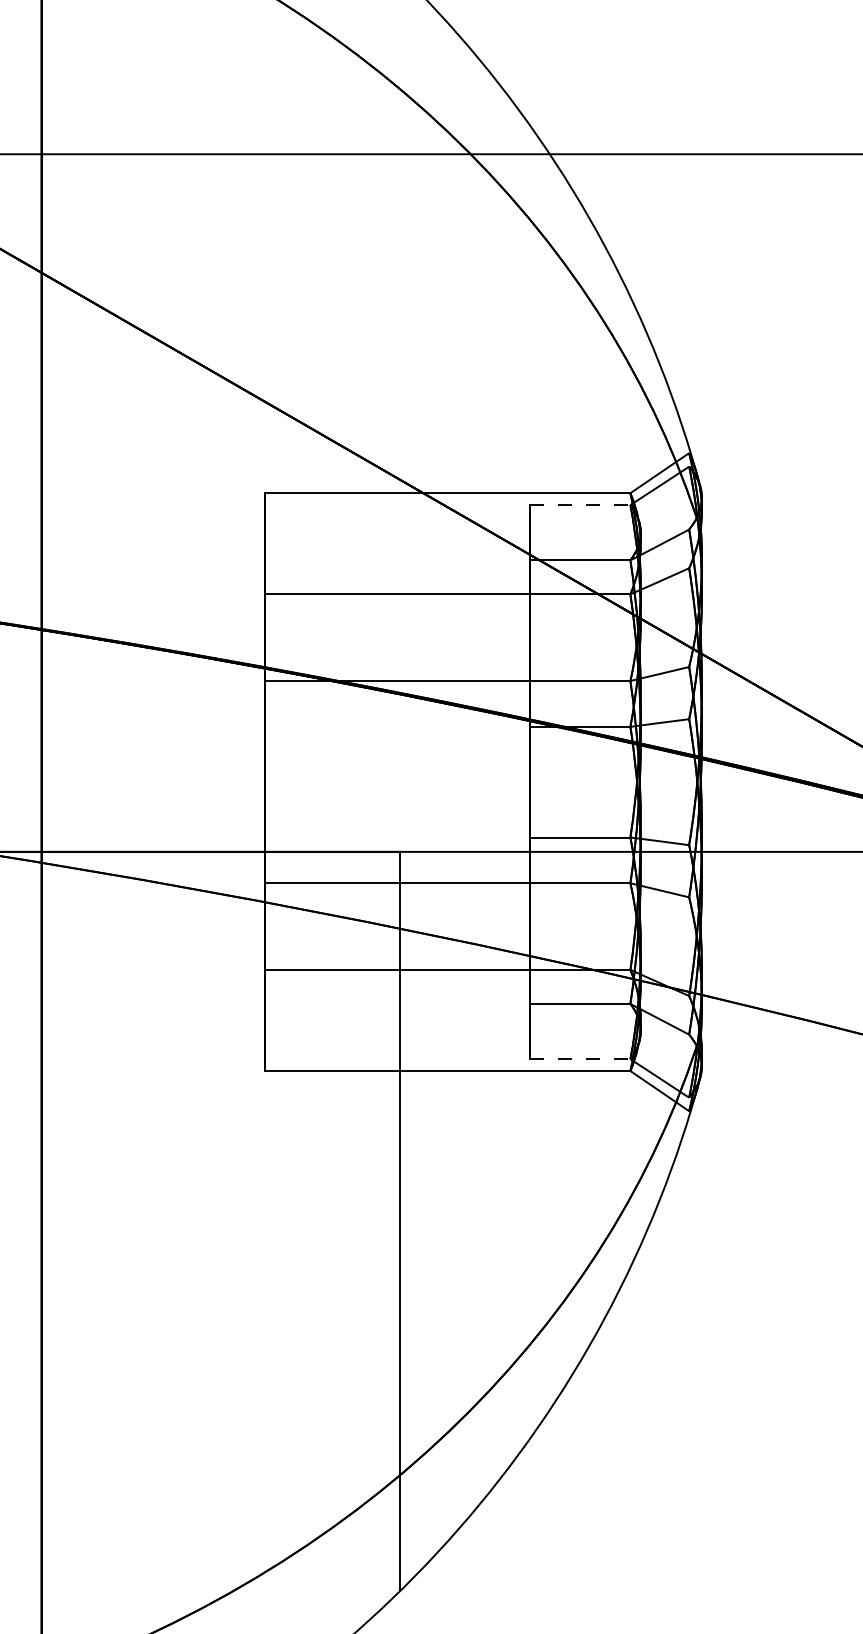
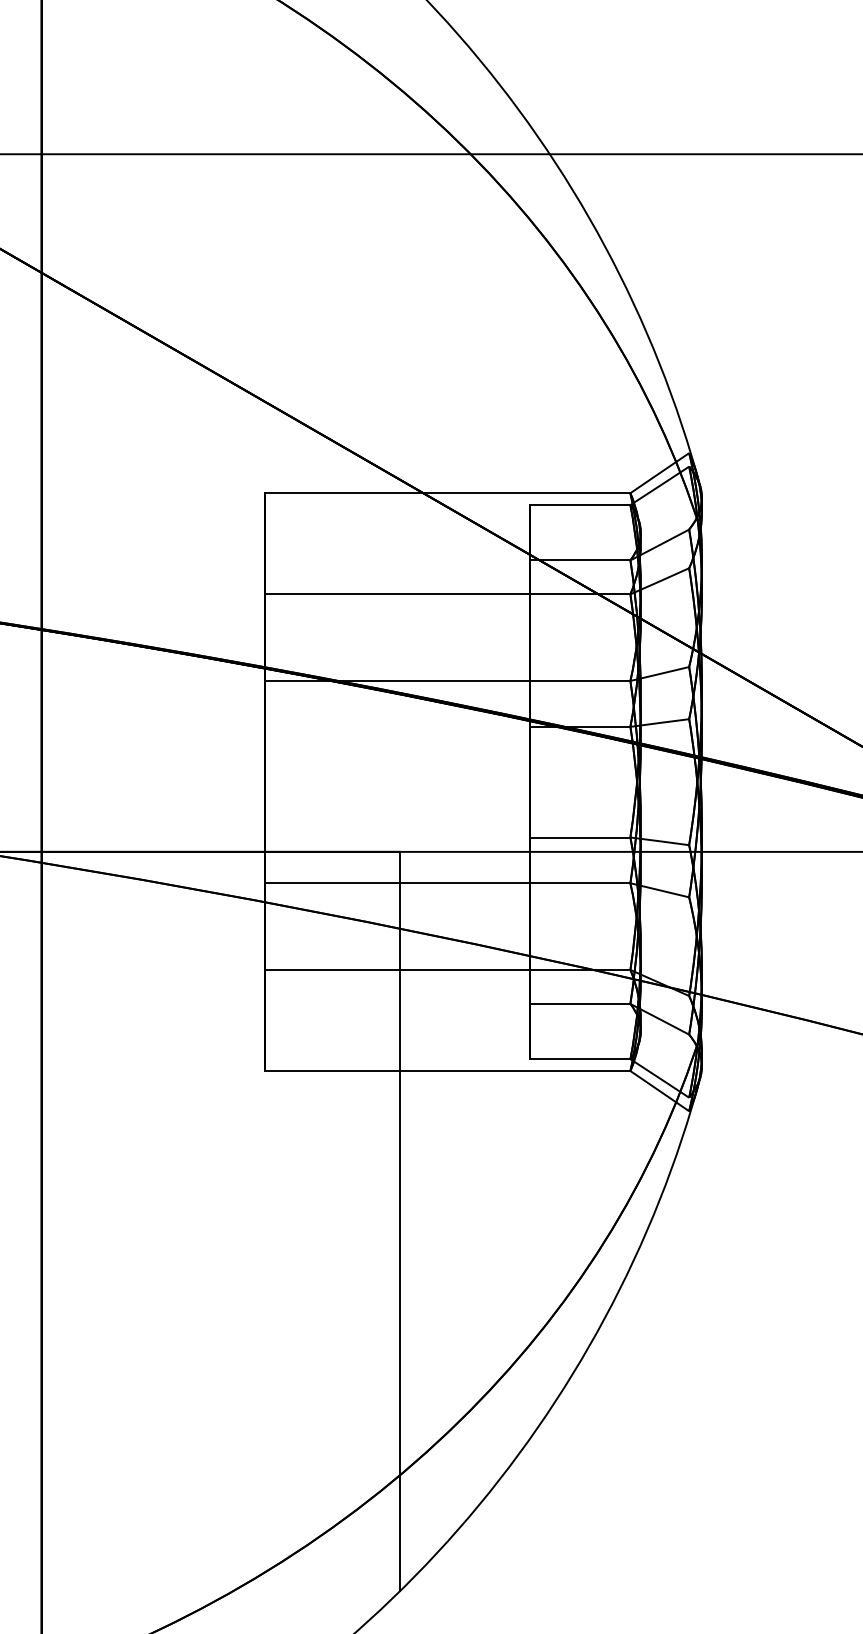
line: dashed -> solid (580, 505)
line: dashed -> solid (580, 1059)
